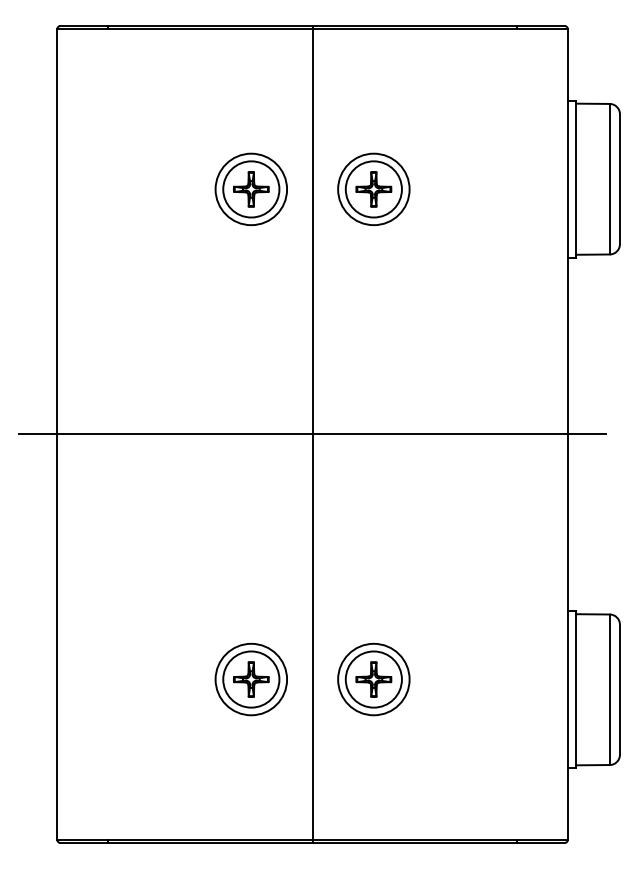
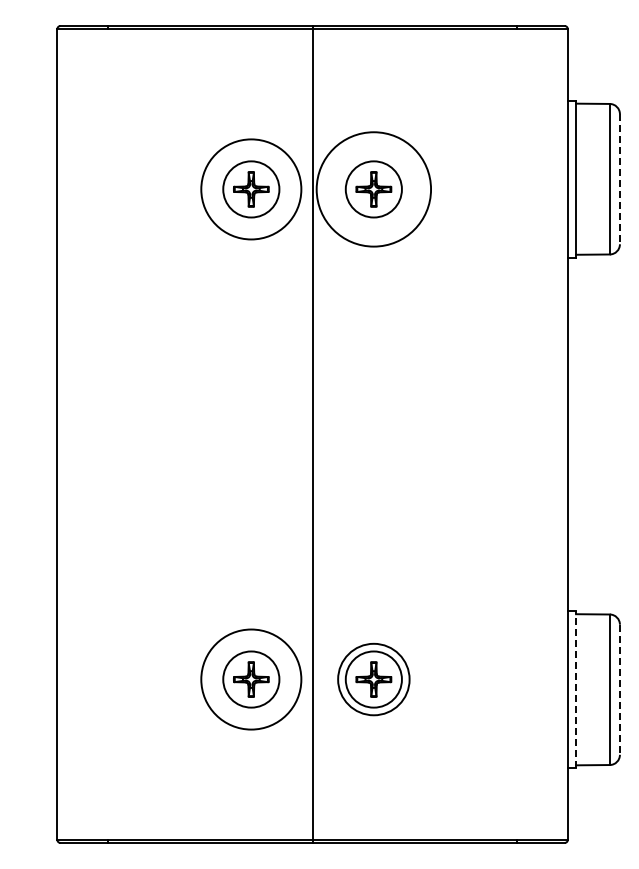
line: solid -> dashed (619, 179)
circle diameter: 71 px -> 100 px (251, 189)
circle diameter: 71 px -> 114 px (373, 189)
line: present -> none (312, 434)
circle diameter: 71 px -> 100 px (251, 679)
line: solid -> dashed (576, 689)
line: solid -> dashed (619, 690)
